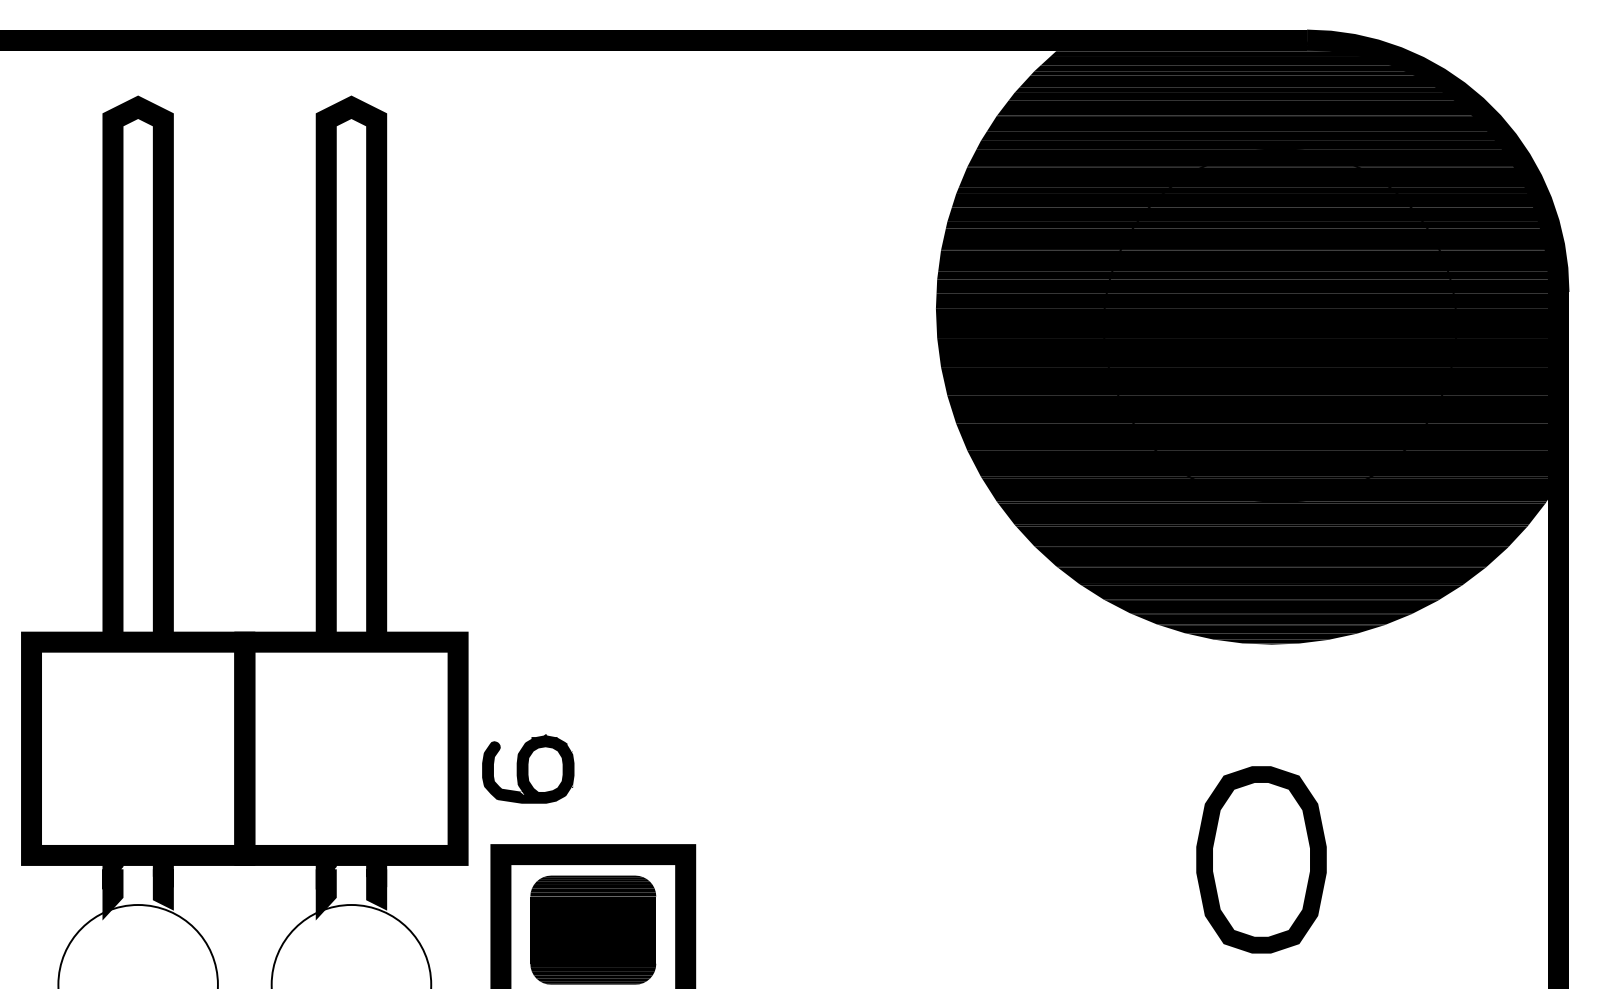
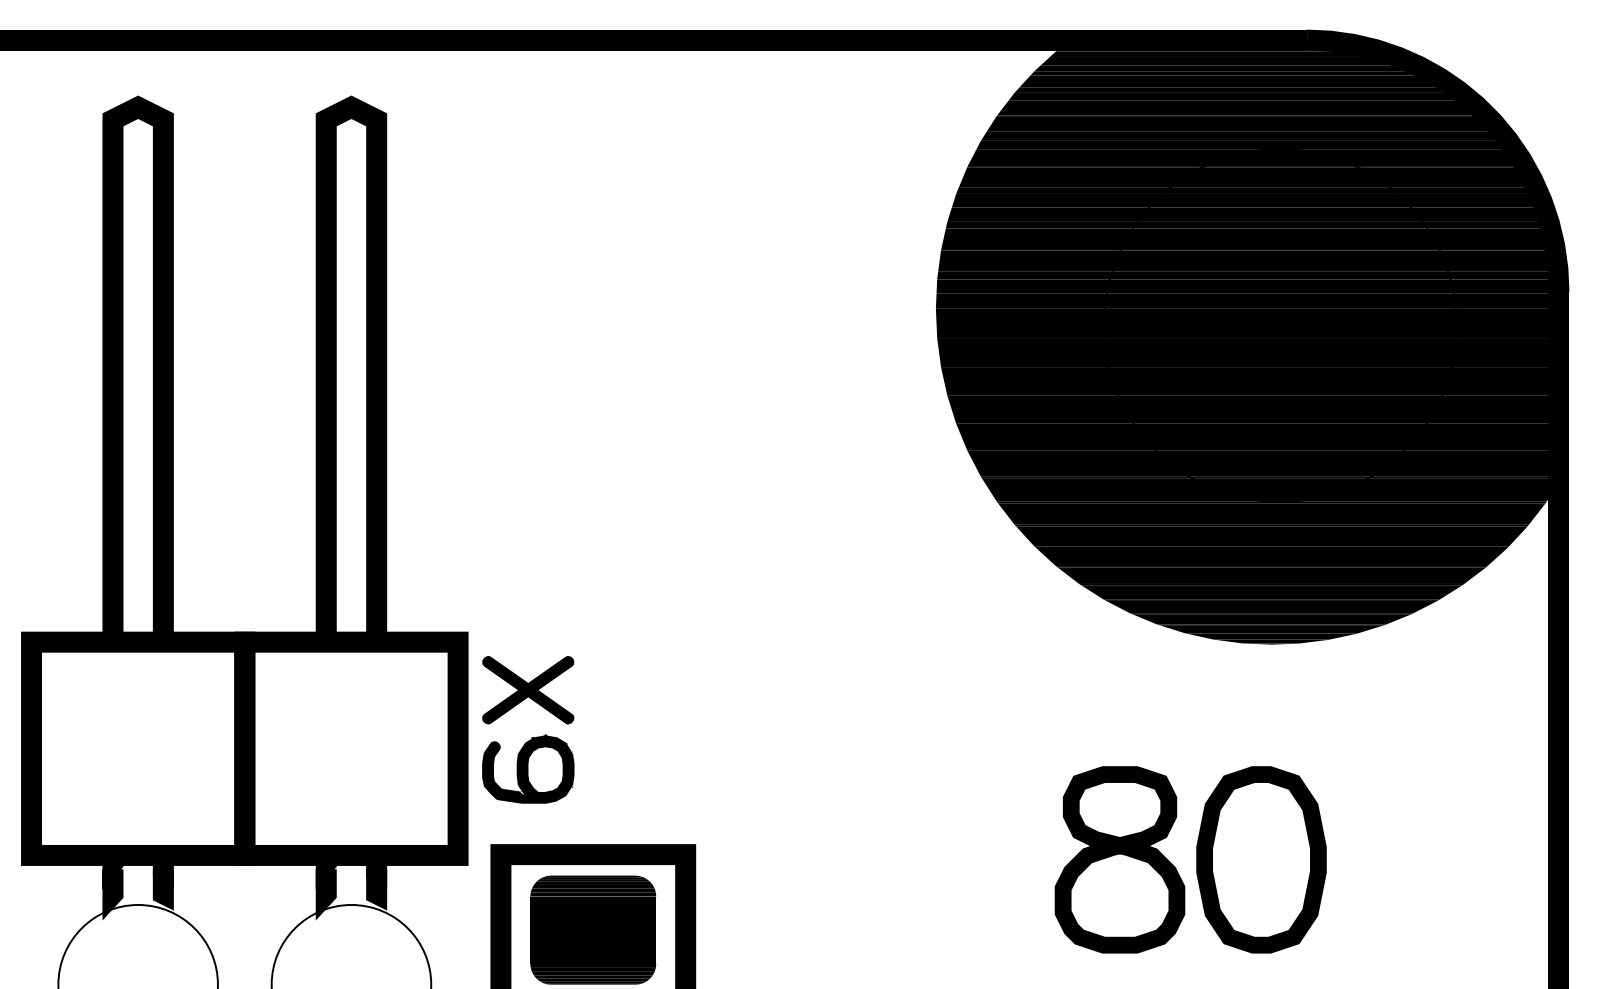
part: none -> present (528, 690)
part: none -> present (1119, 859)
